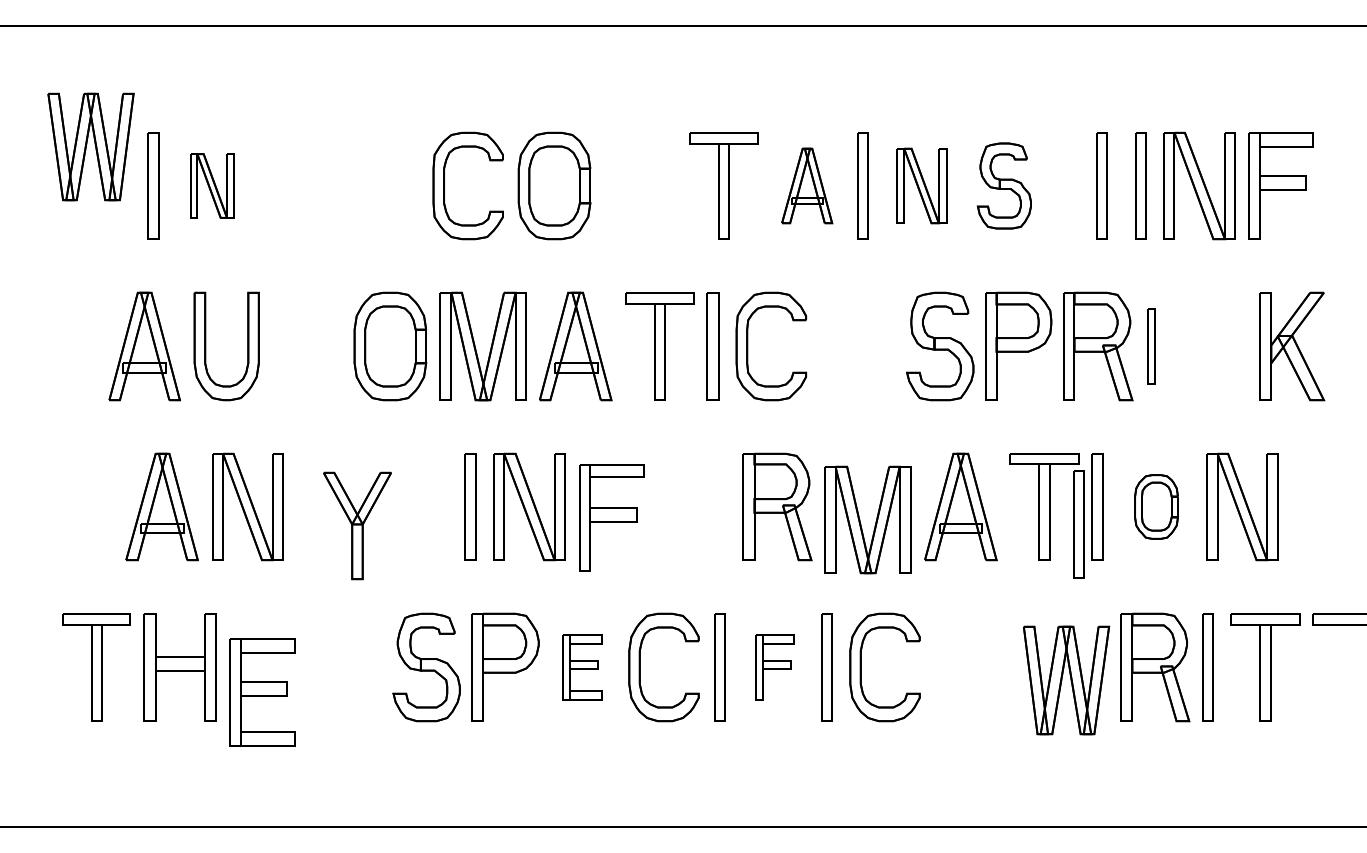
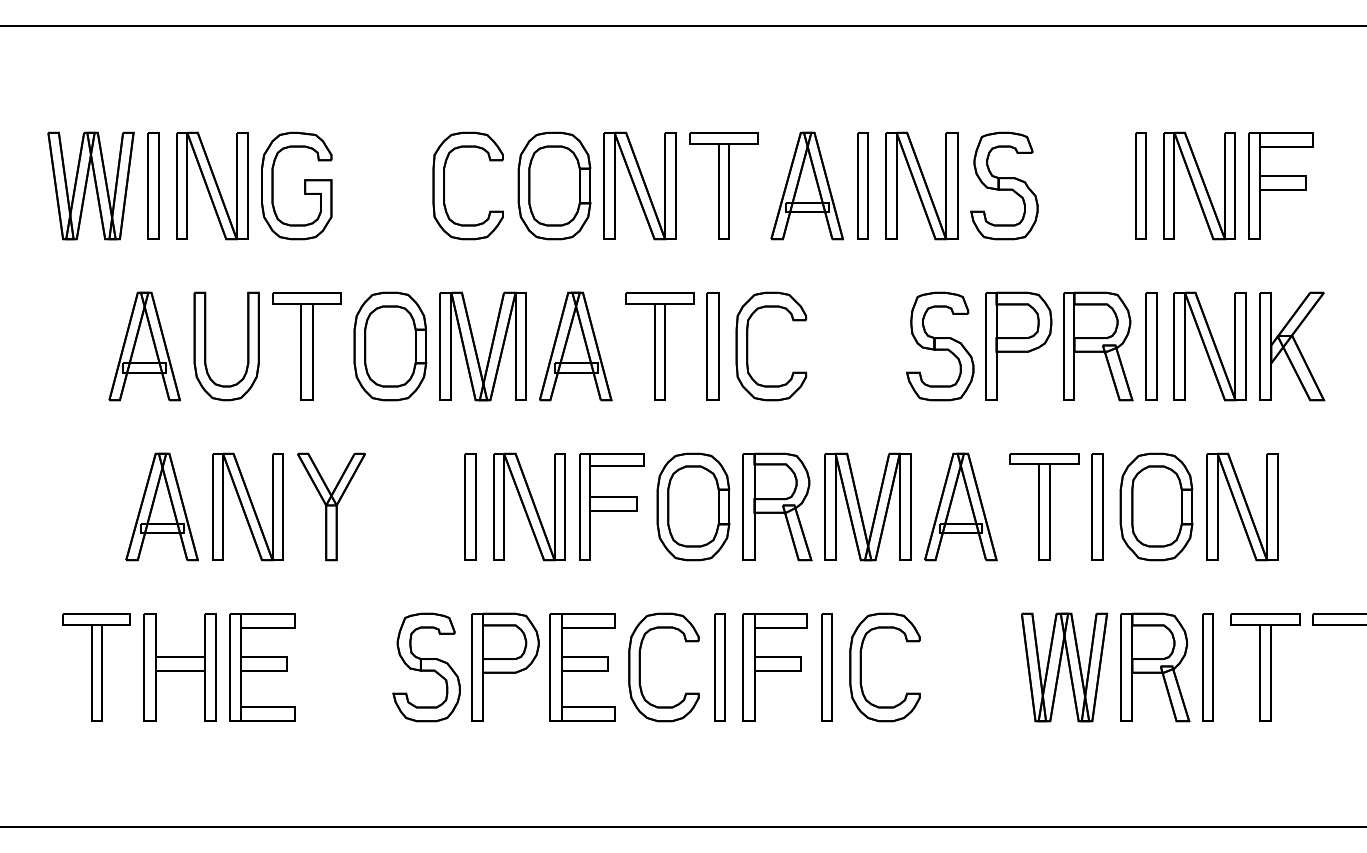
part position: (90, 146) -> (90, 185) (90, 185)
part size: 45x66 px -> 73x110 px (212, 185)
part: none -> present (304, 185)
part: none -> present (639, 185)
part size: 53x78 px -> 74x110 px (806, 185)
part size: 52x78 px -> 74x110 px (921, 185)
part size: 56x88 px -> 69x110 px (1004, 185)
part: present -> none (1101, 185)
part: none -> present (306, 346)
part size: 9x77 px -> 13x109 px (1151, 346)
part: none -> present (1209, 346)
part: none -> present (693, 506)
part size: 45x66 px -> 75x110 px (1156, 506)
part position: (611, 517) -> (611, 506) (611, 506)
part position: (860, 519) -> (860, 506) (860, 506)
part: present -> none (1078, 524)
part position: (357, 525) -> (331, 506) (331, 506)
part size: 41x67 px -> 67x109 px (582, 667)
part size: 40x67 px -> 66x109 px (774, 667)
part position: (1066, 680) -> (1064, 667) (1064, 667)
part position: (262, 692) -> (262, 667) (262, 667)
